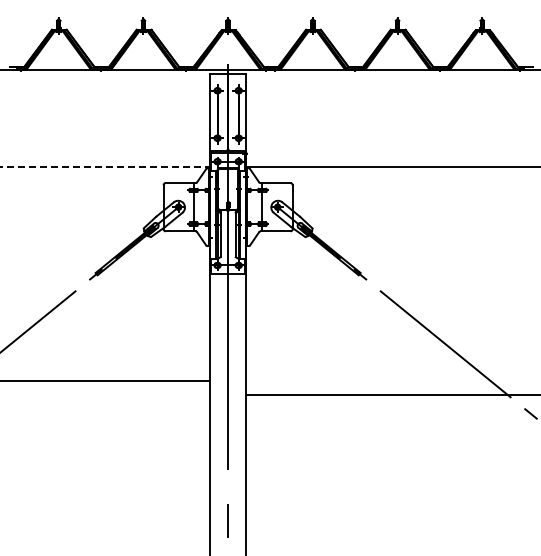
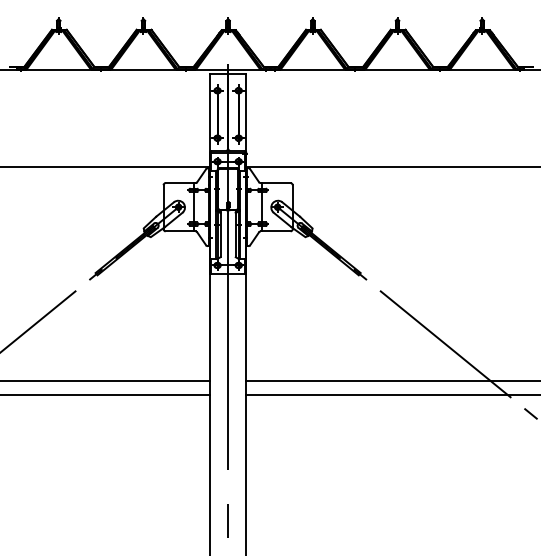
line: dashed -> solid (105, 167)
line: none -> present (391, 381)
line: none -> present (106, 395)
